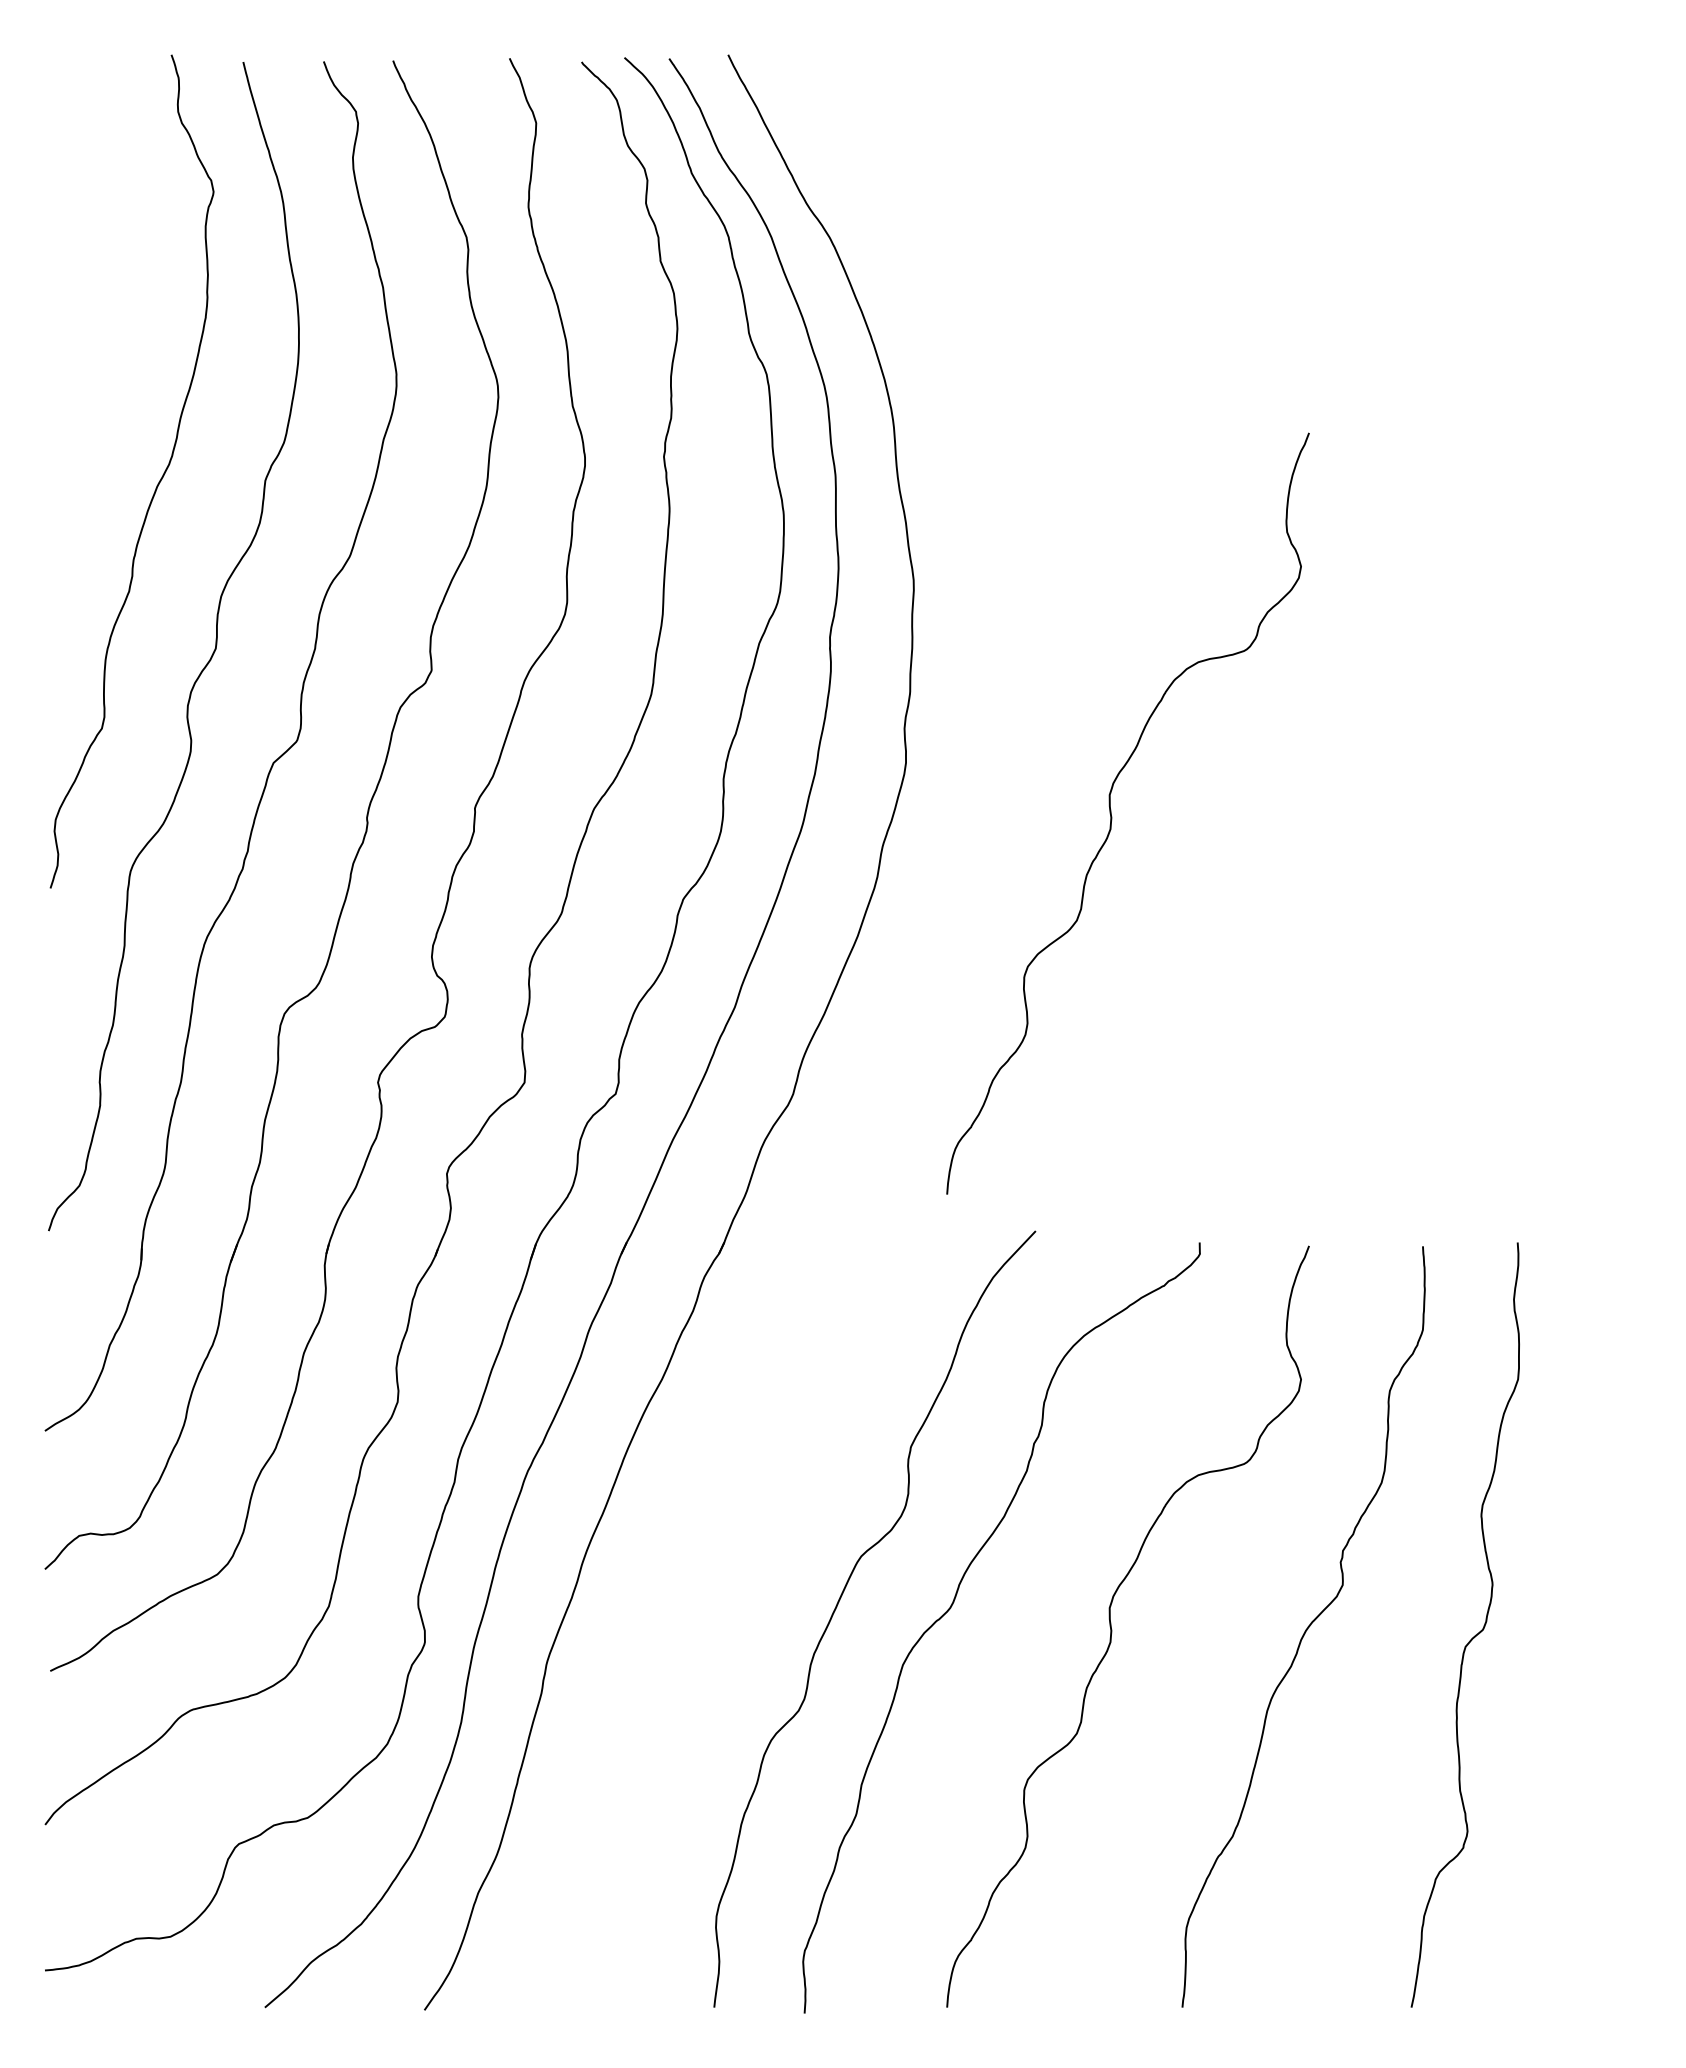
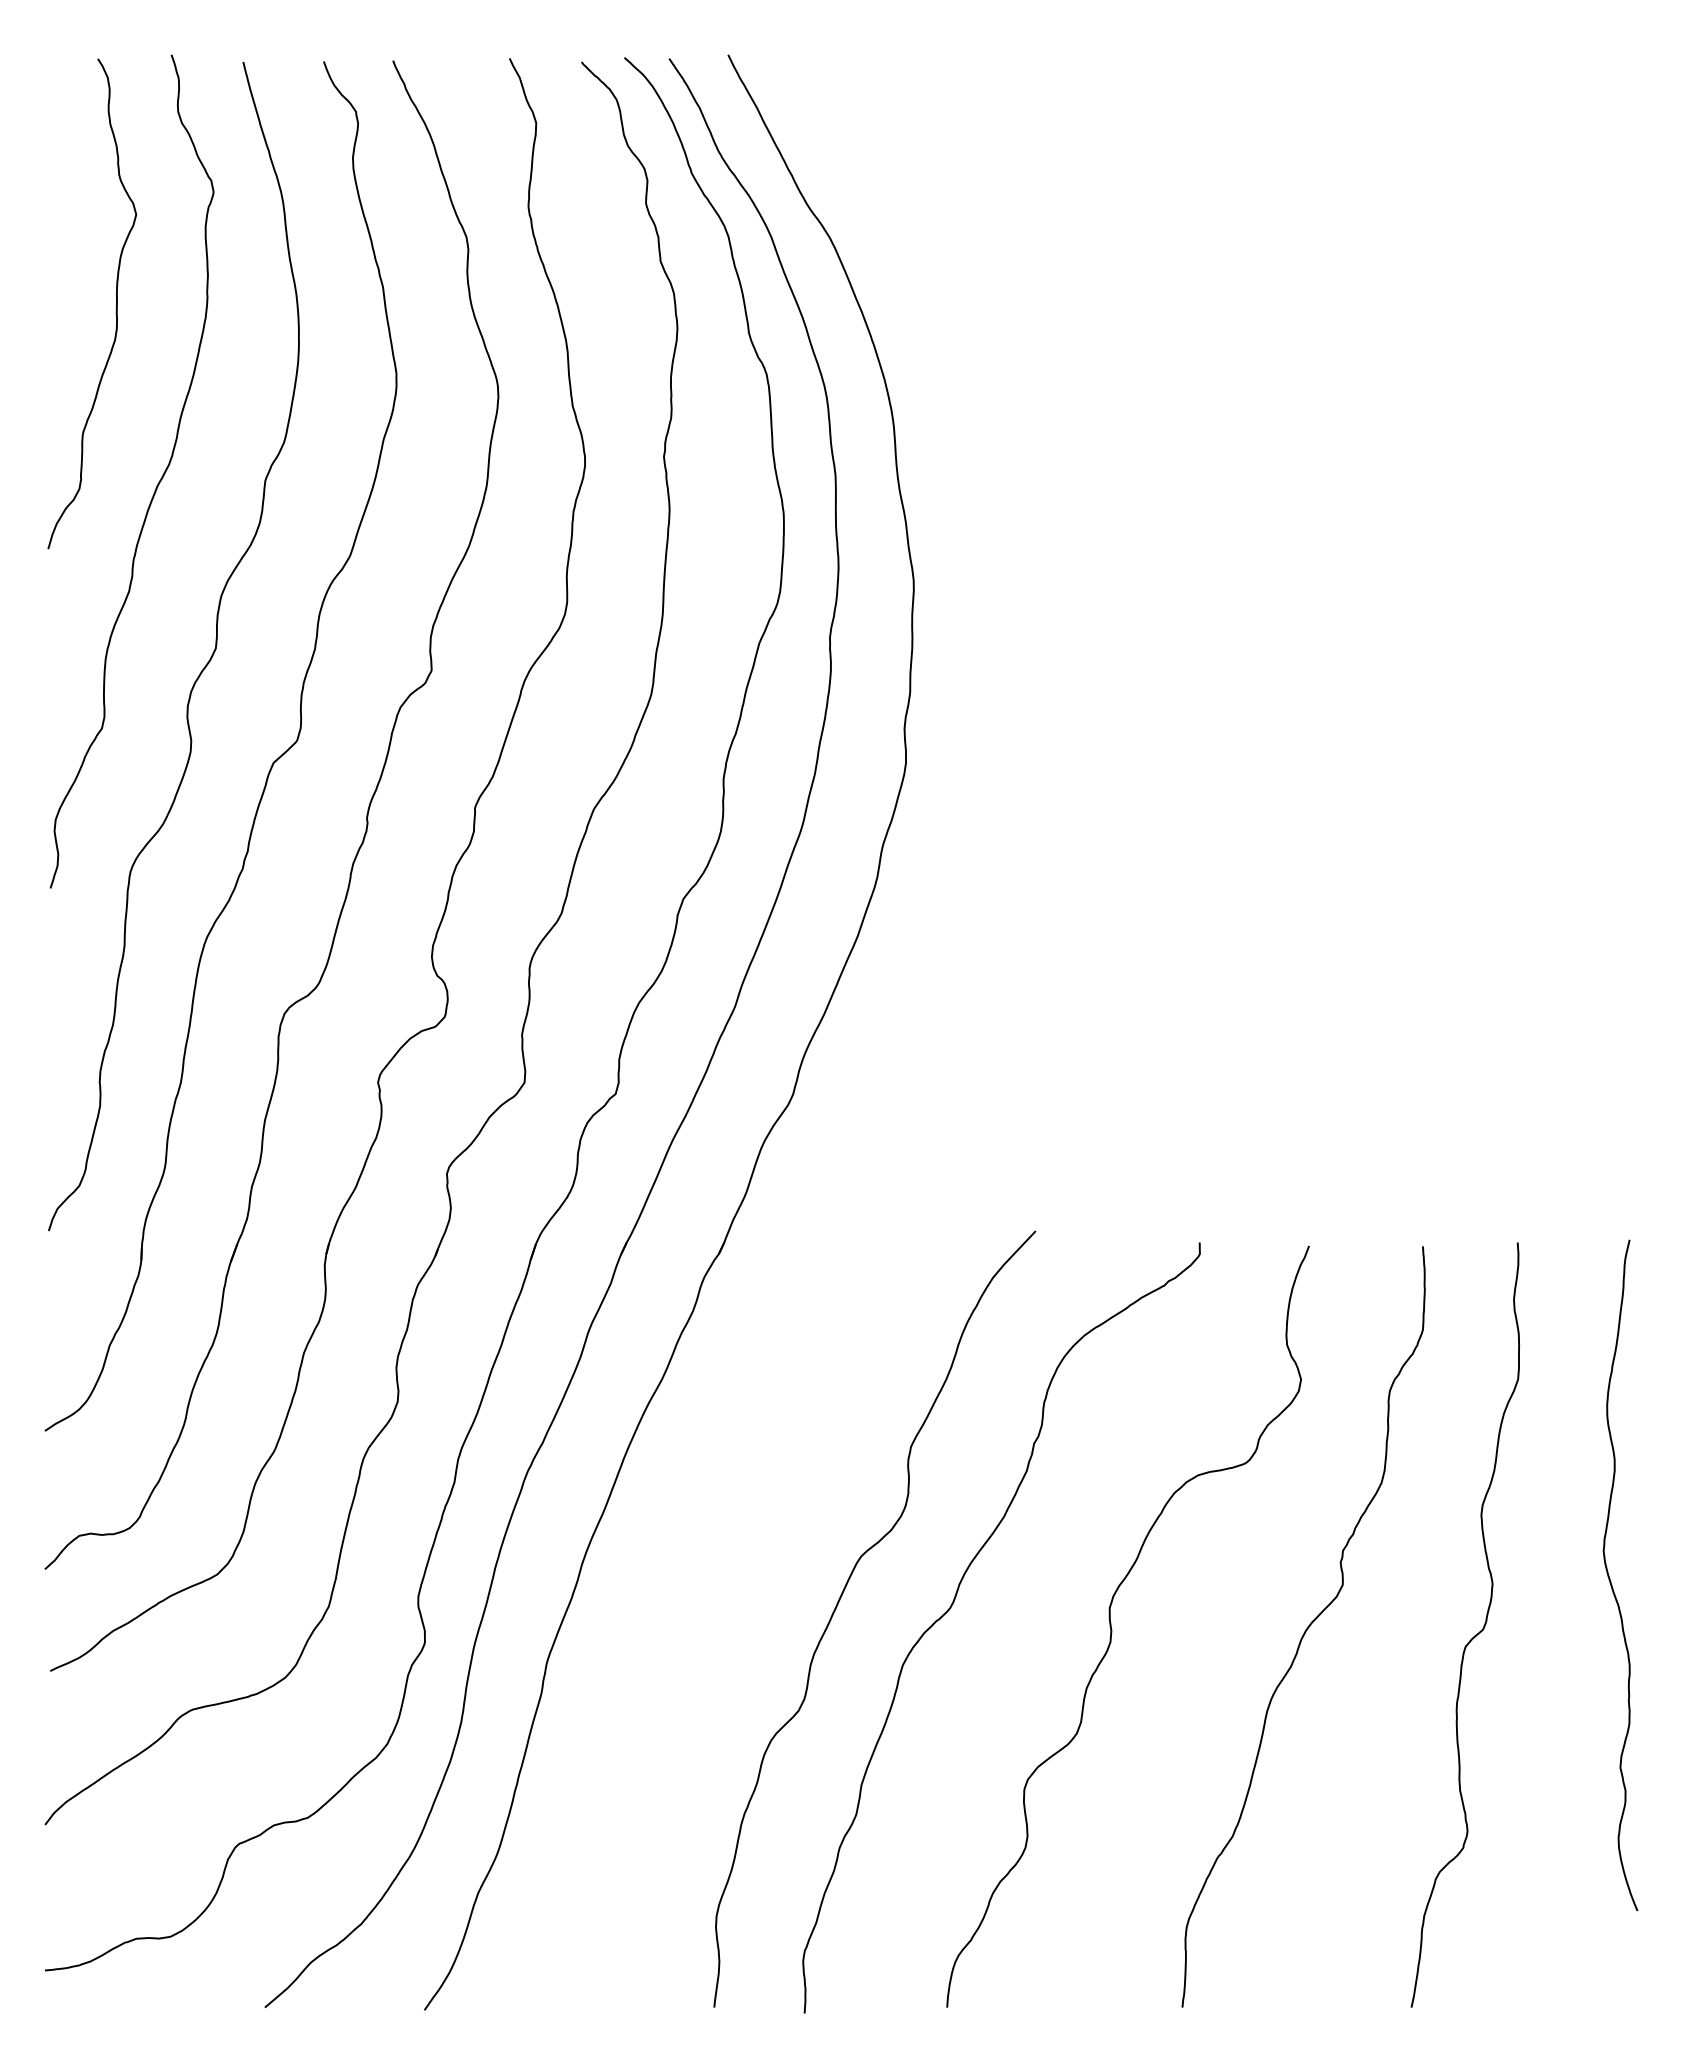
curve: none -> present (116, 303)
curve: present -> none (1112, 816)
curve: none -> present (1610, 1578)
